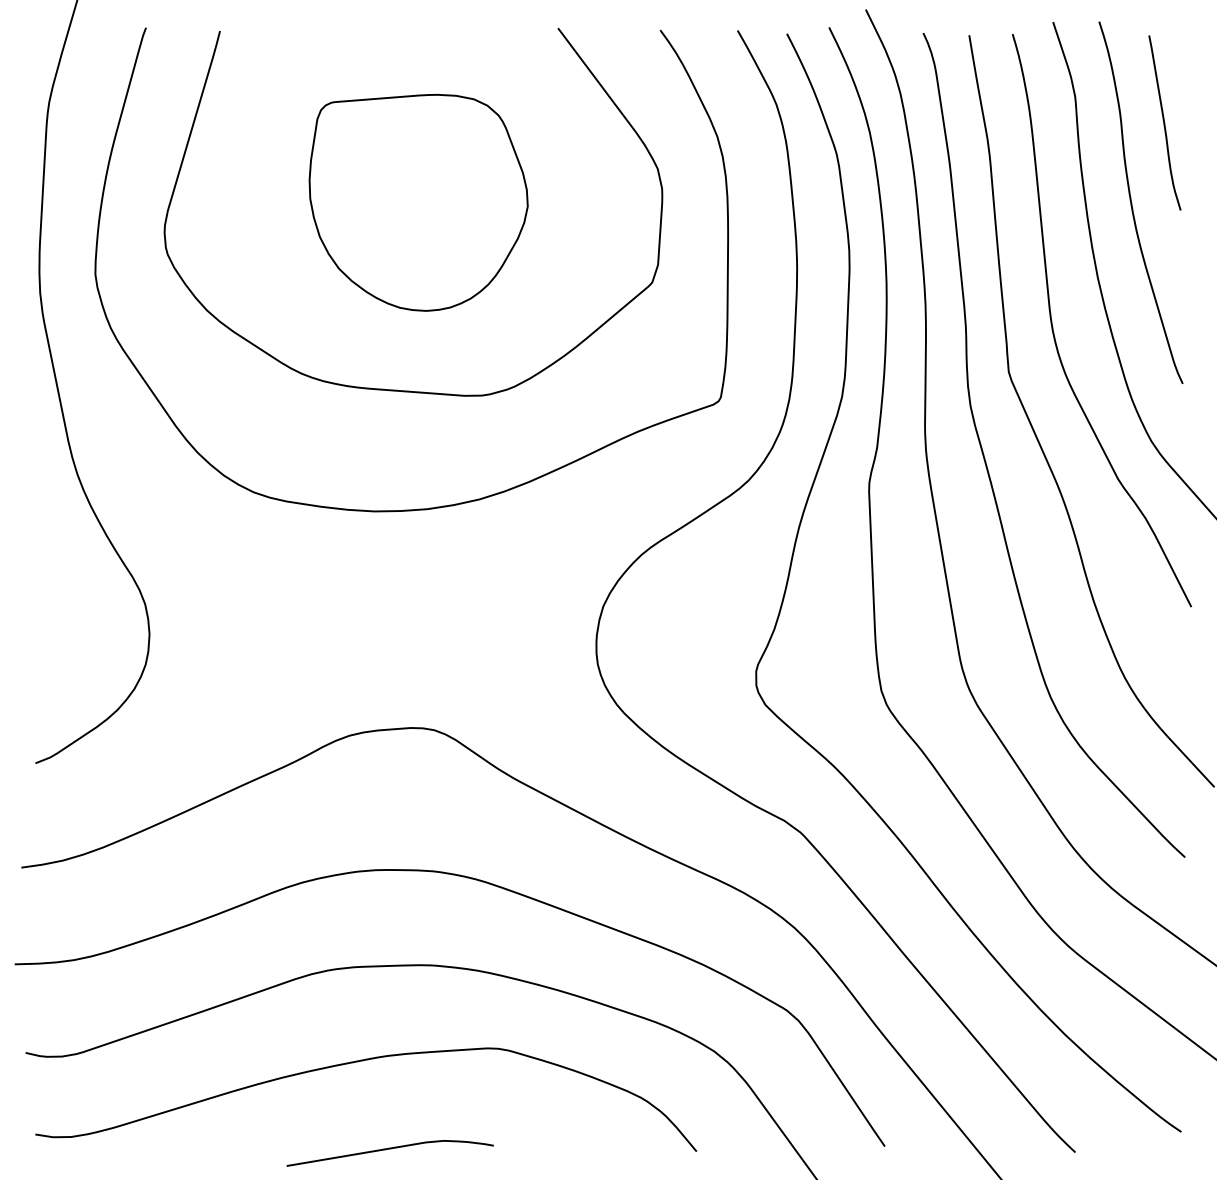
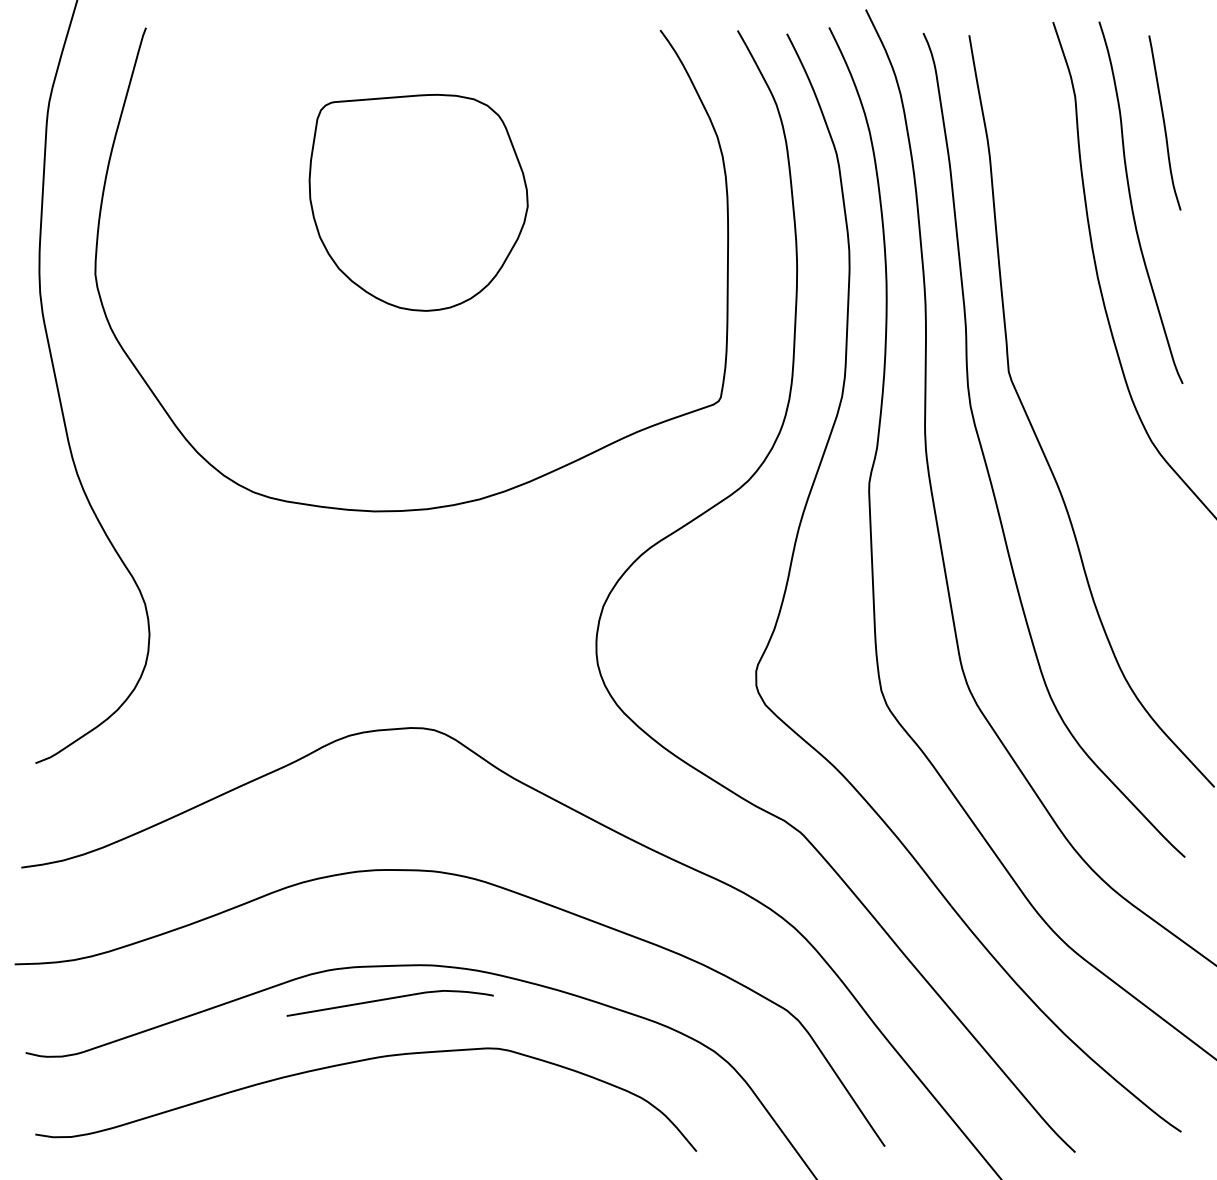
curve: present -> none (1053, 326)
curve: present -> none (397, 389)
curve position: (389, 1149) -> (389, 999) (389, 999)
